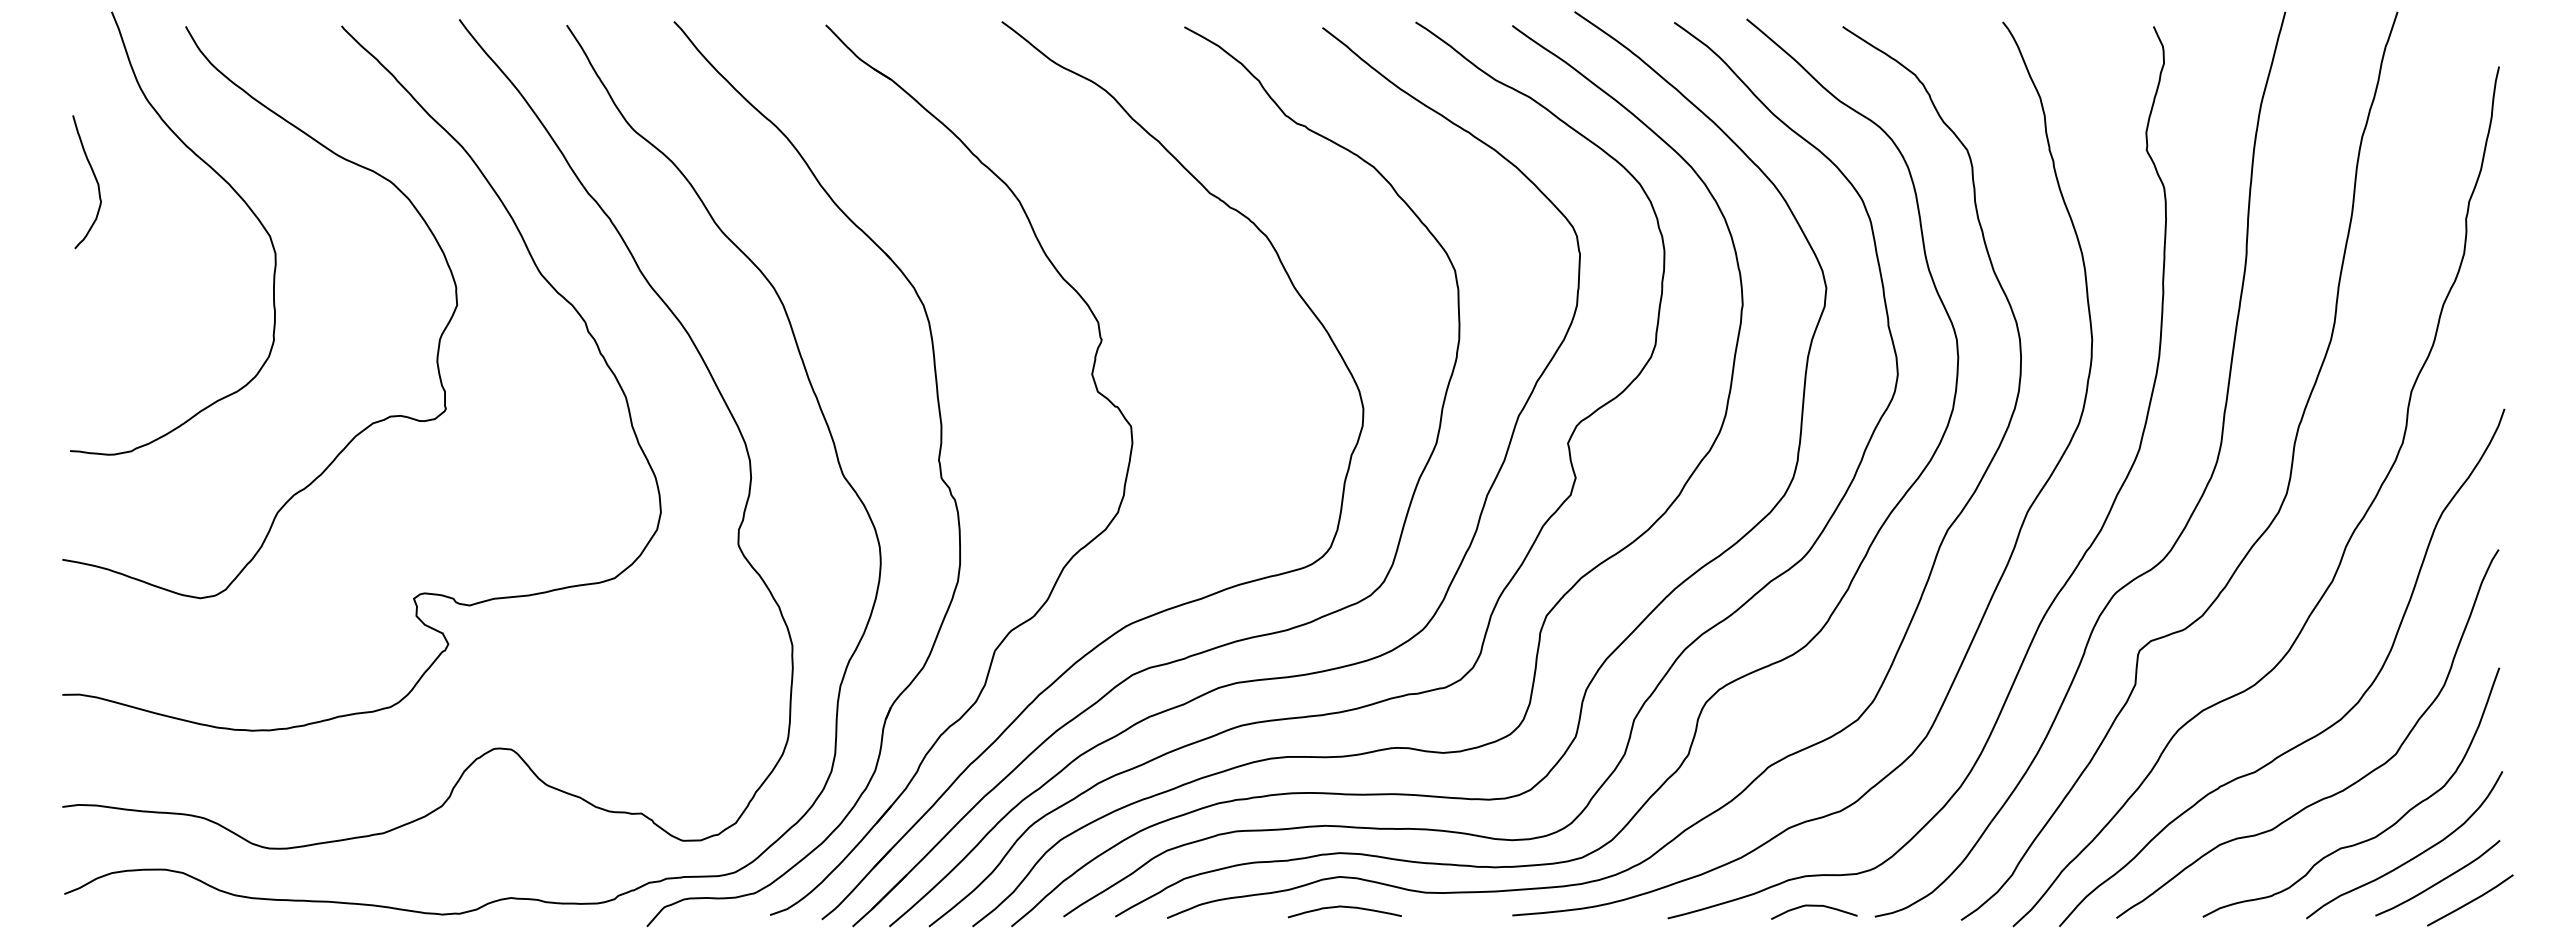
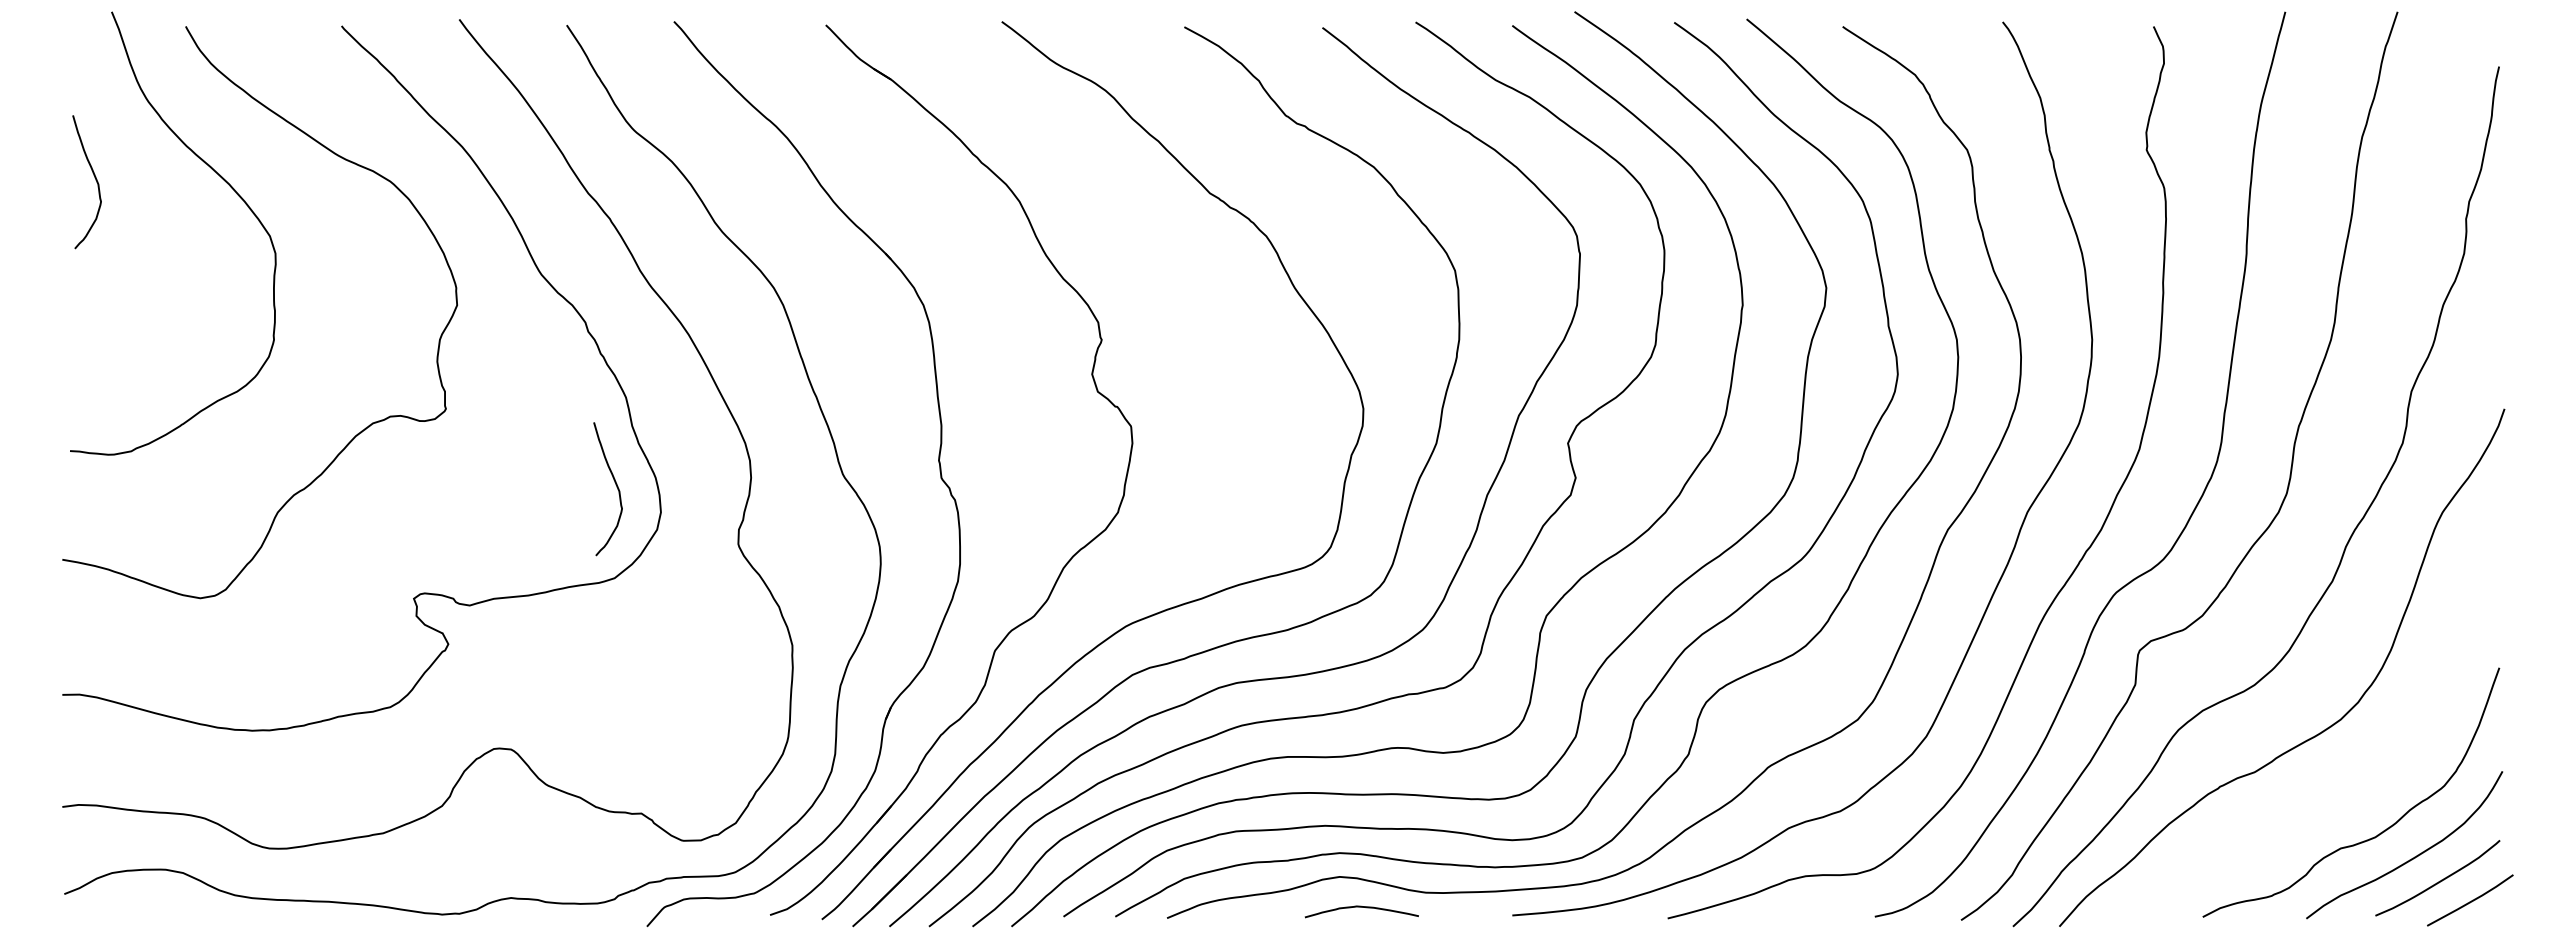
curve: none -> present (616, 487)
curve: present -> none (2336, 792)
curve: present -> none (1814, 906)
curve position: (1344, 907) -> (1361, 907) (1361, 907)
